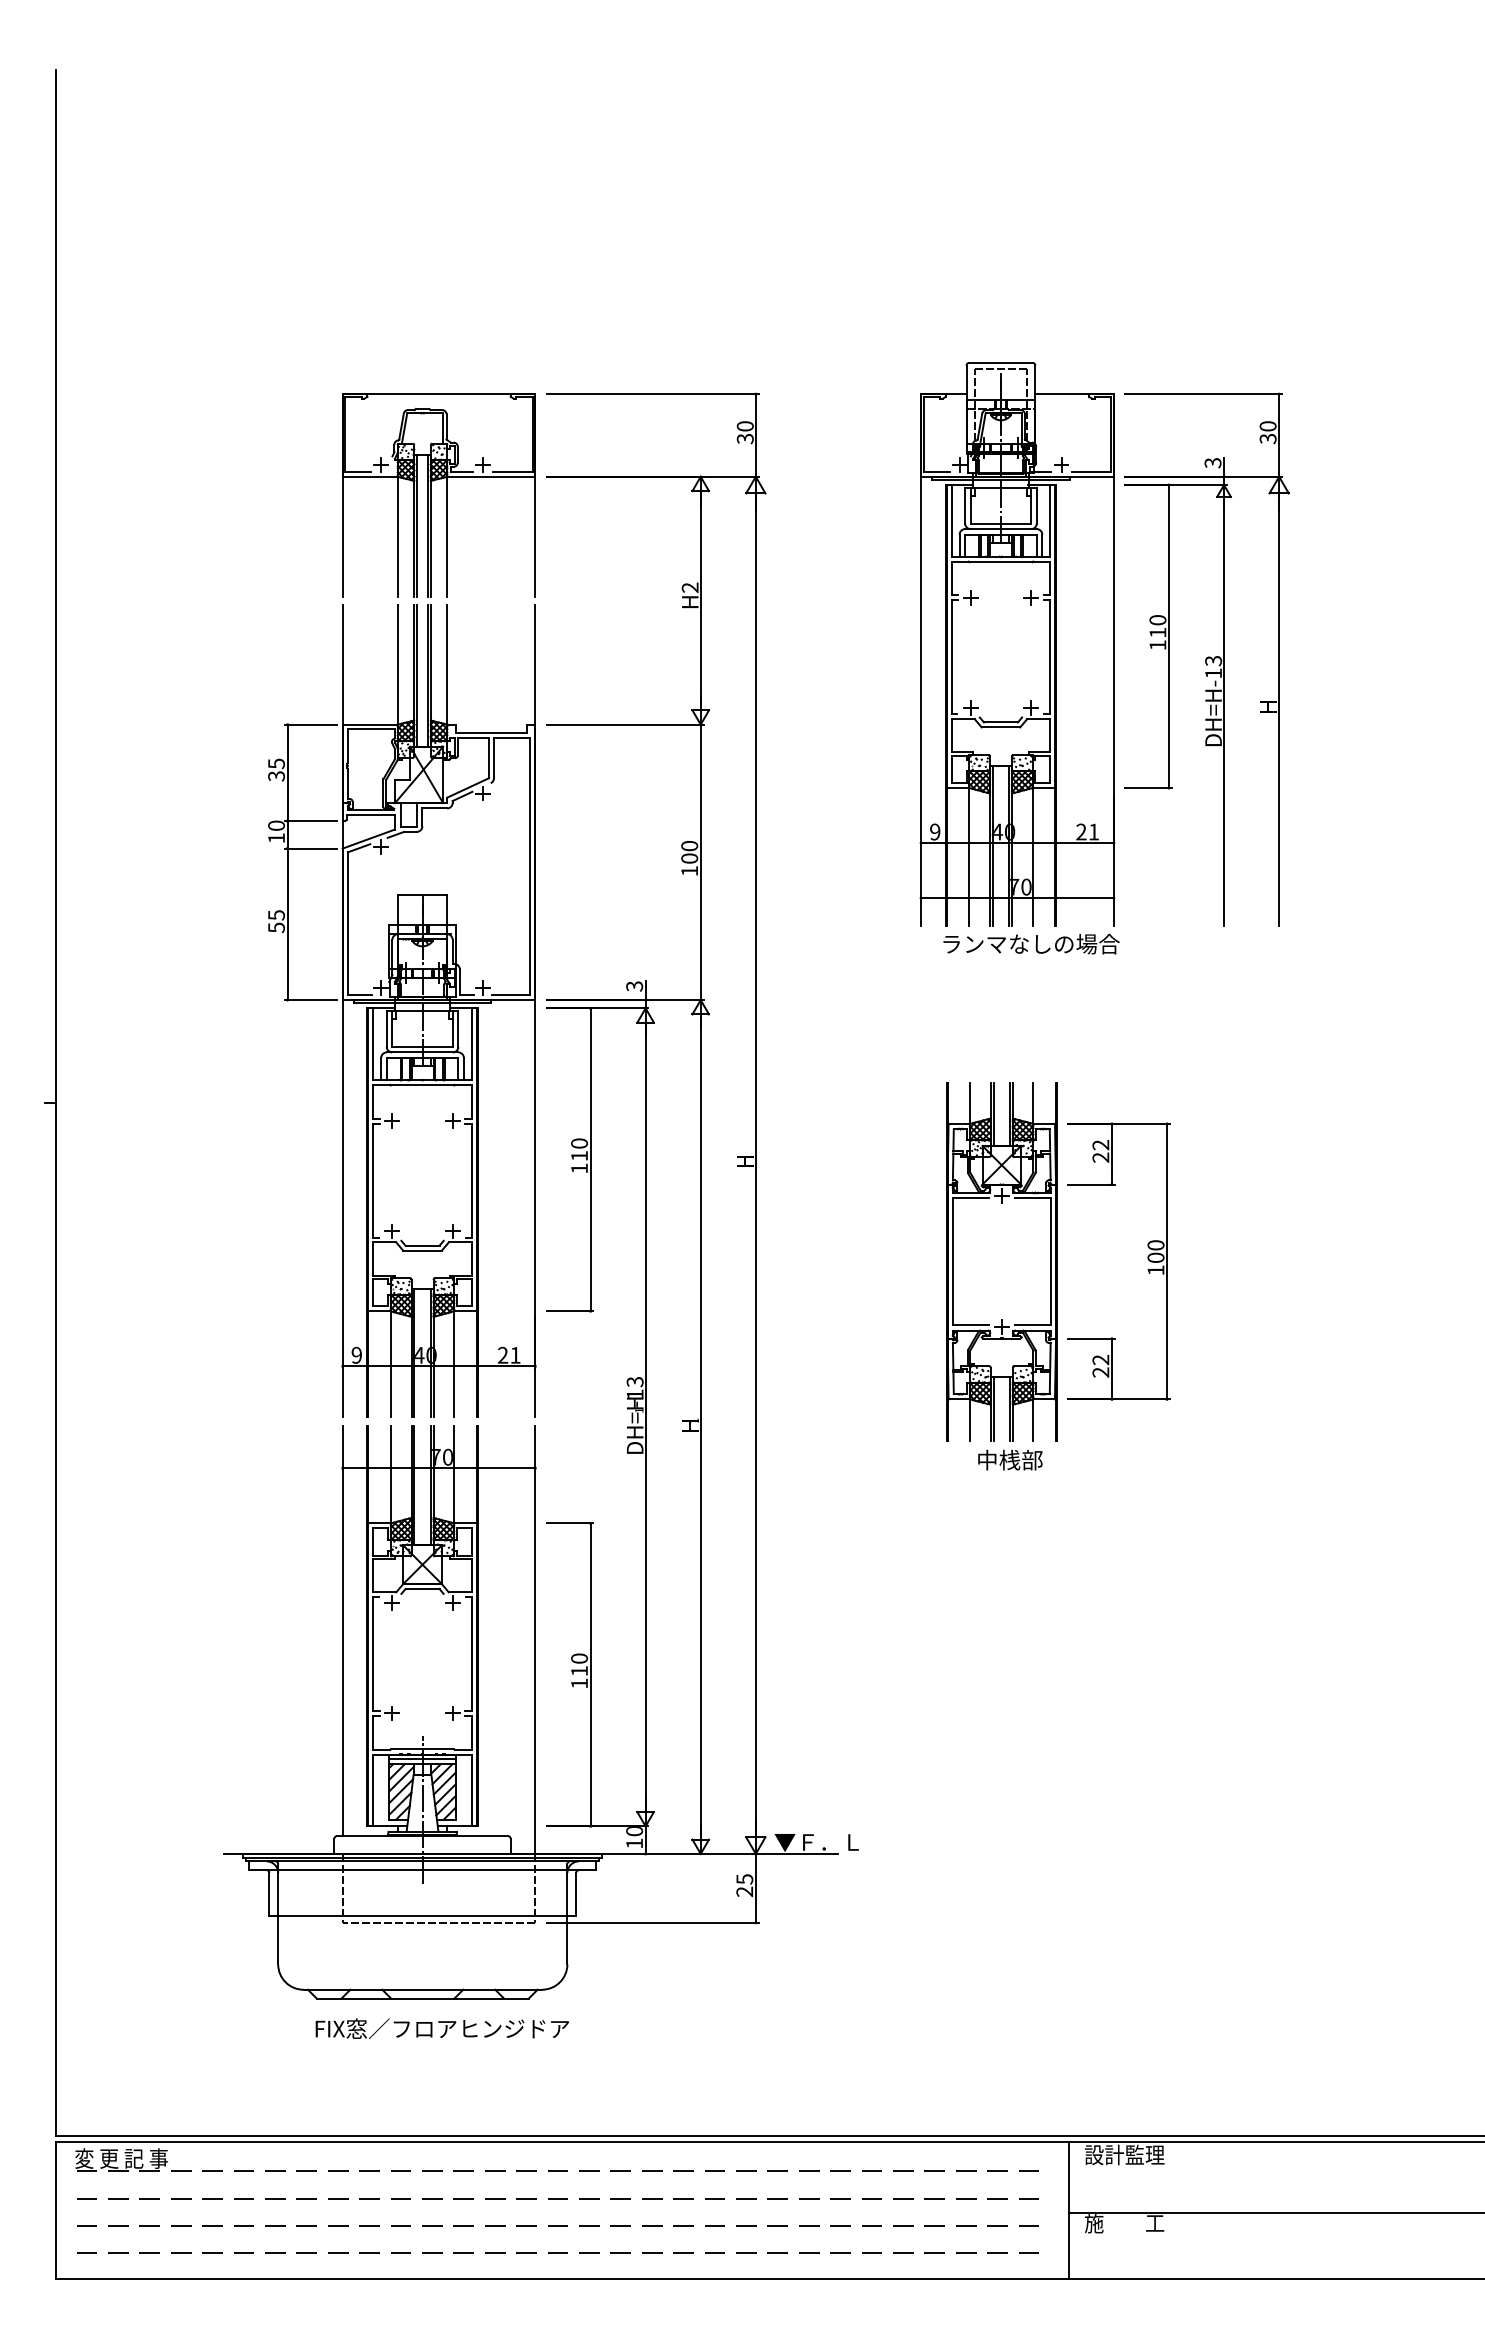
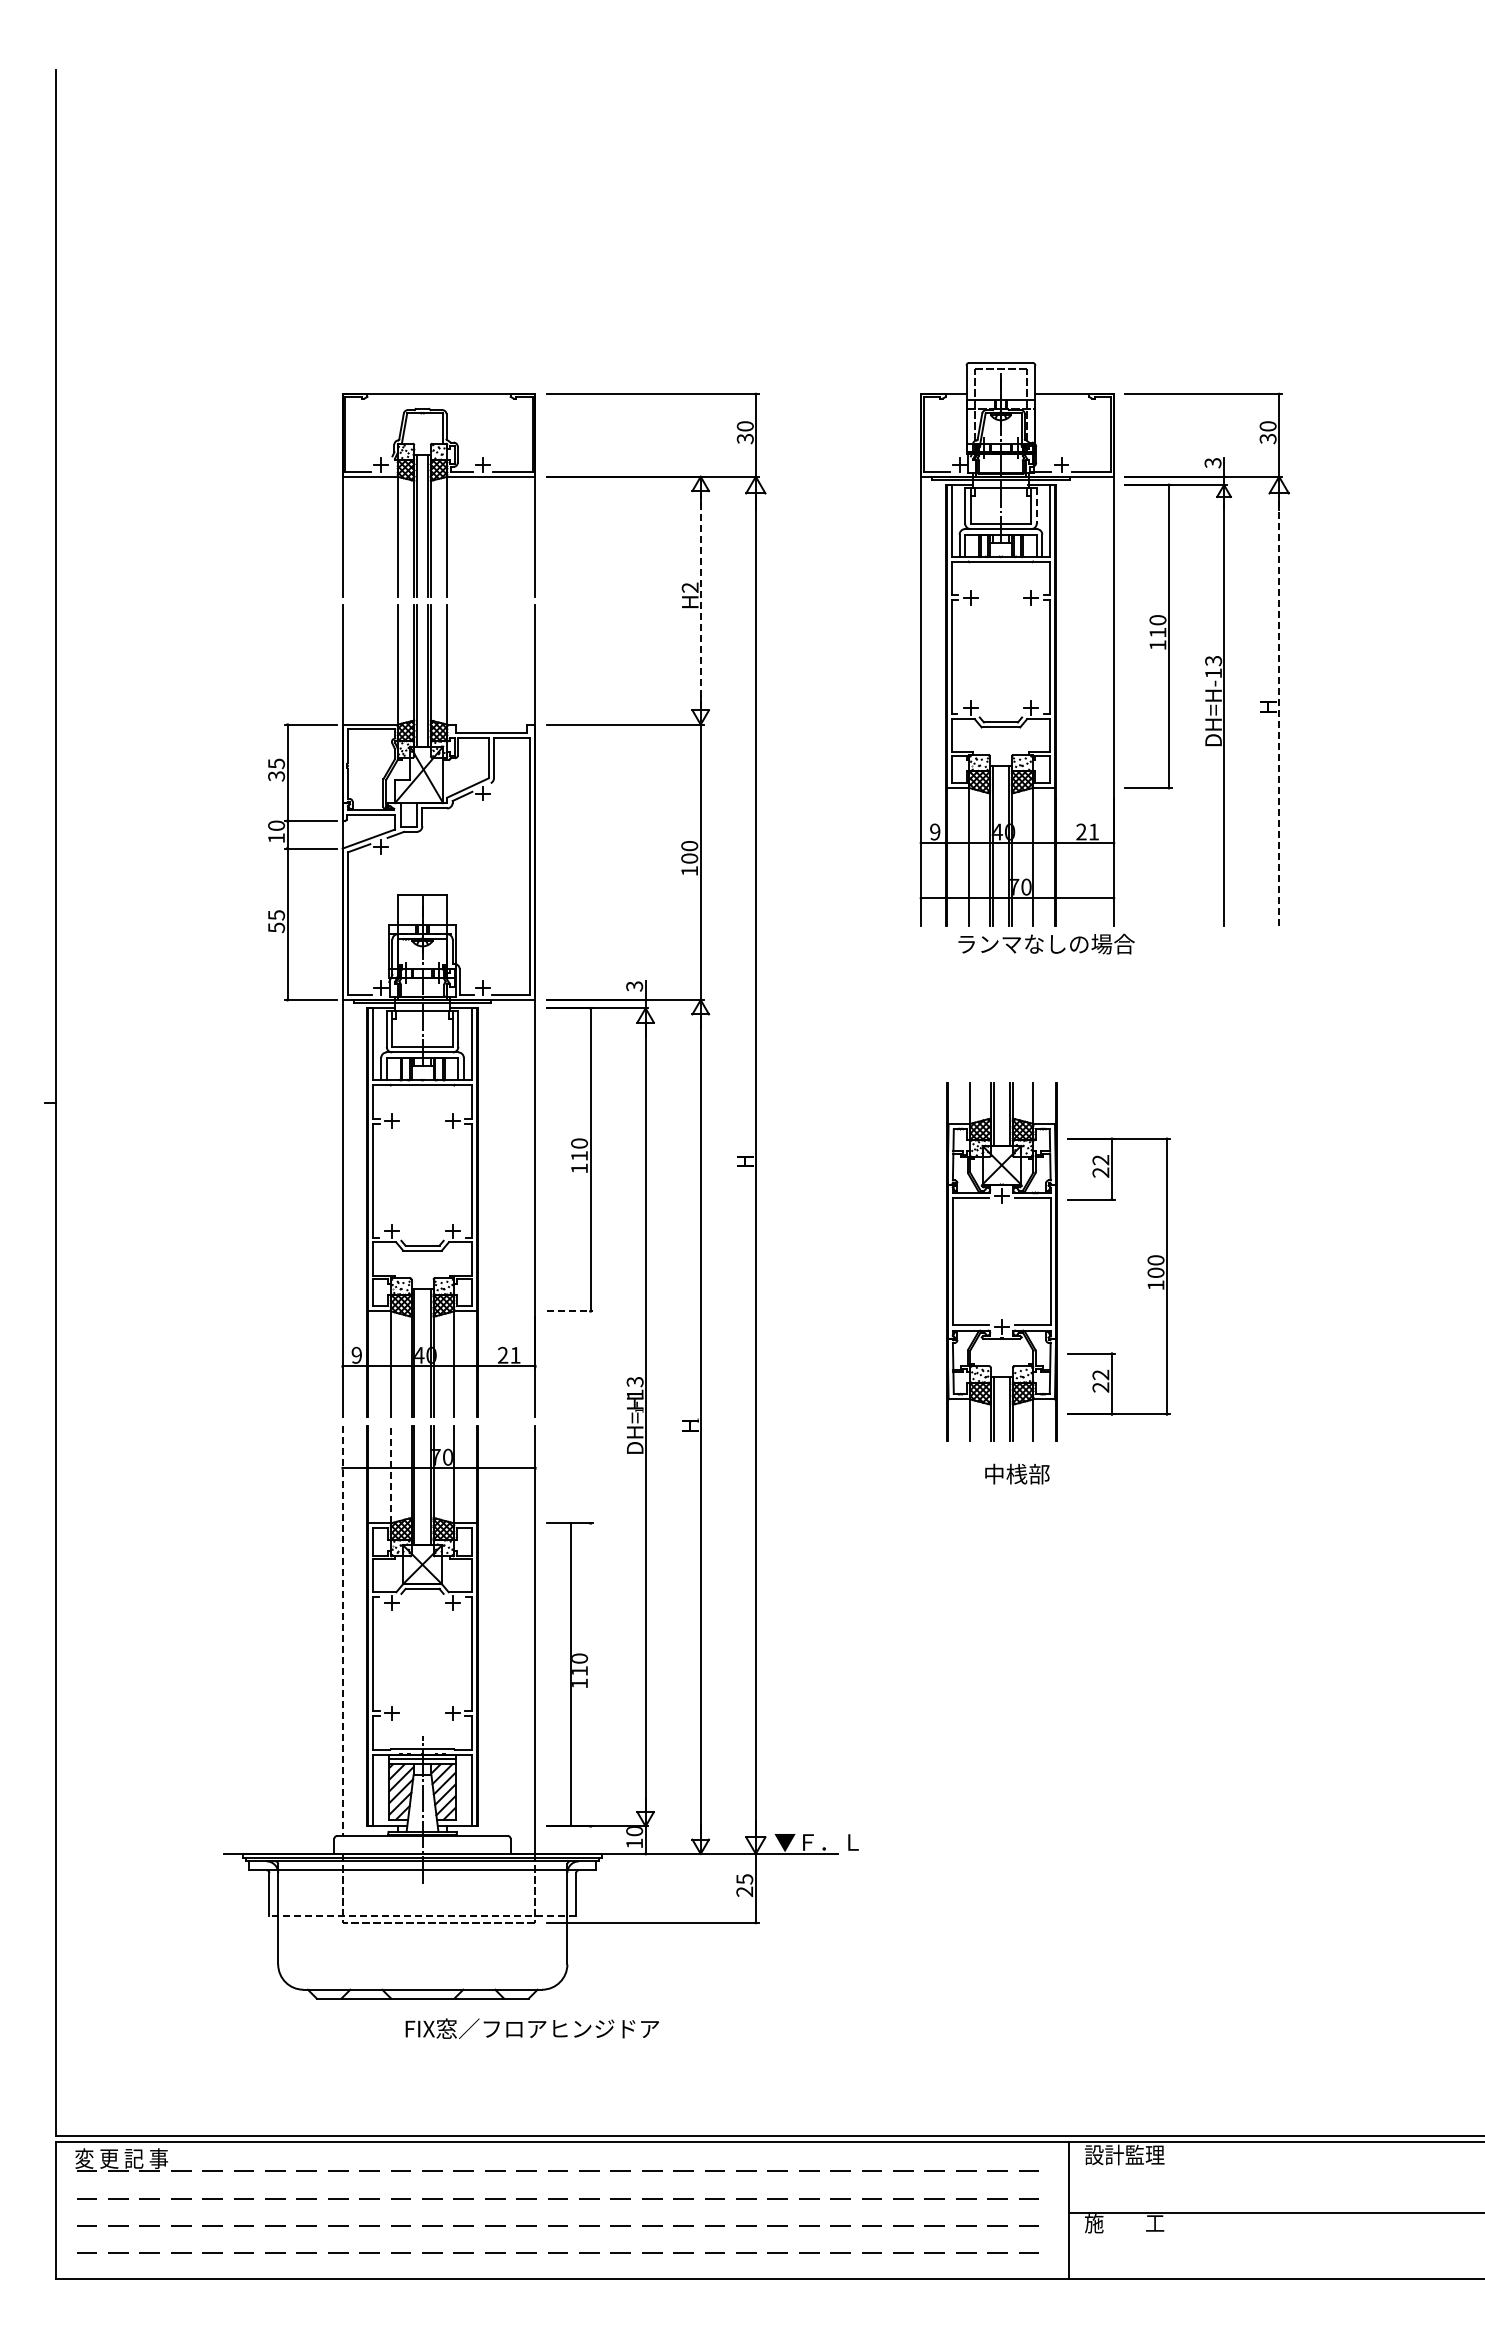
line: solid -> dashed (1036, 505)
line: solid -> dashed (700, 600)
line: solid -> dashed (1279, 710)
text position: (1031, 943) -> (1046, 943) (1046, 943)
part position: (1147, 1259) -> (1147, 1274) (1147, 1274)
line: solid -> dashed (570, 1311)
text position: (1010, 1459) -> (1017, 1473) (1017, 1473)
line: solid -> dashed (390, 1474)
line: solid -> dashed (342, 1631)
line position: (590, 1674) -> (570, 1674) (570, 1674)
line: solid -> dashed (422, 1916)
text position: (442, 2028) -> (532, 2028) (532, 2028)
